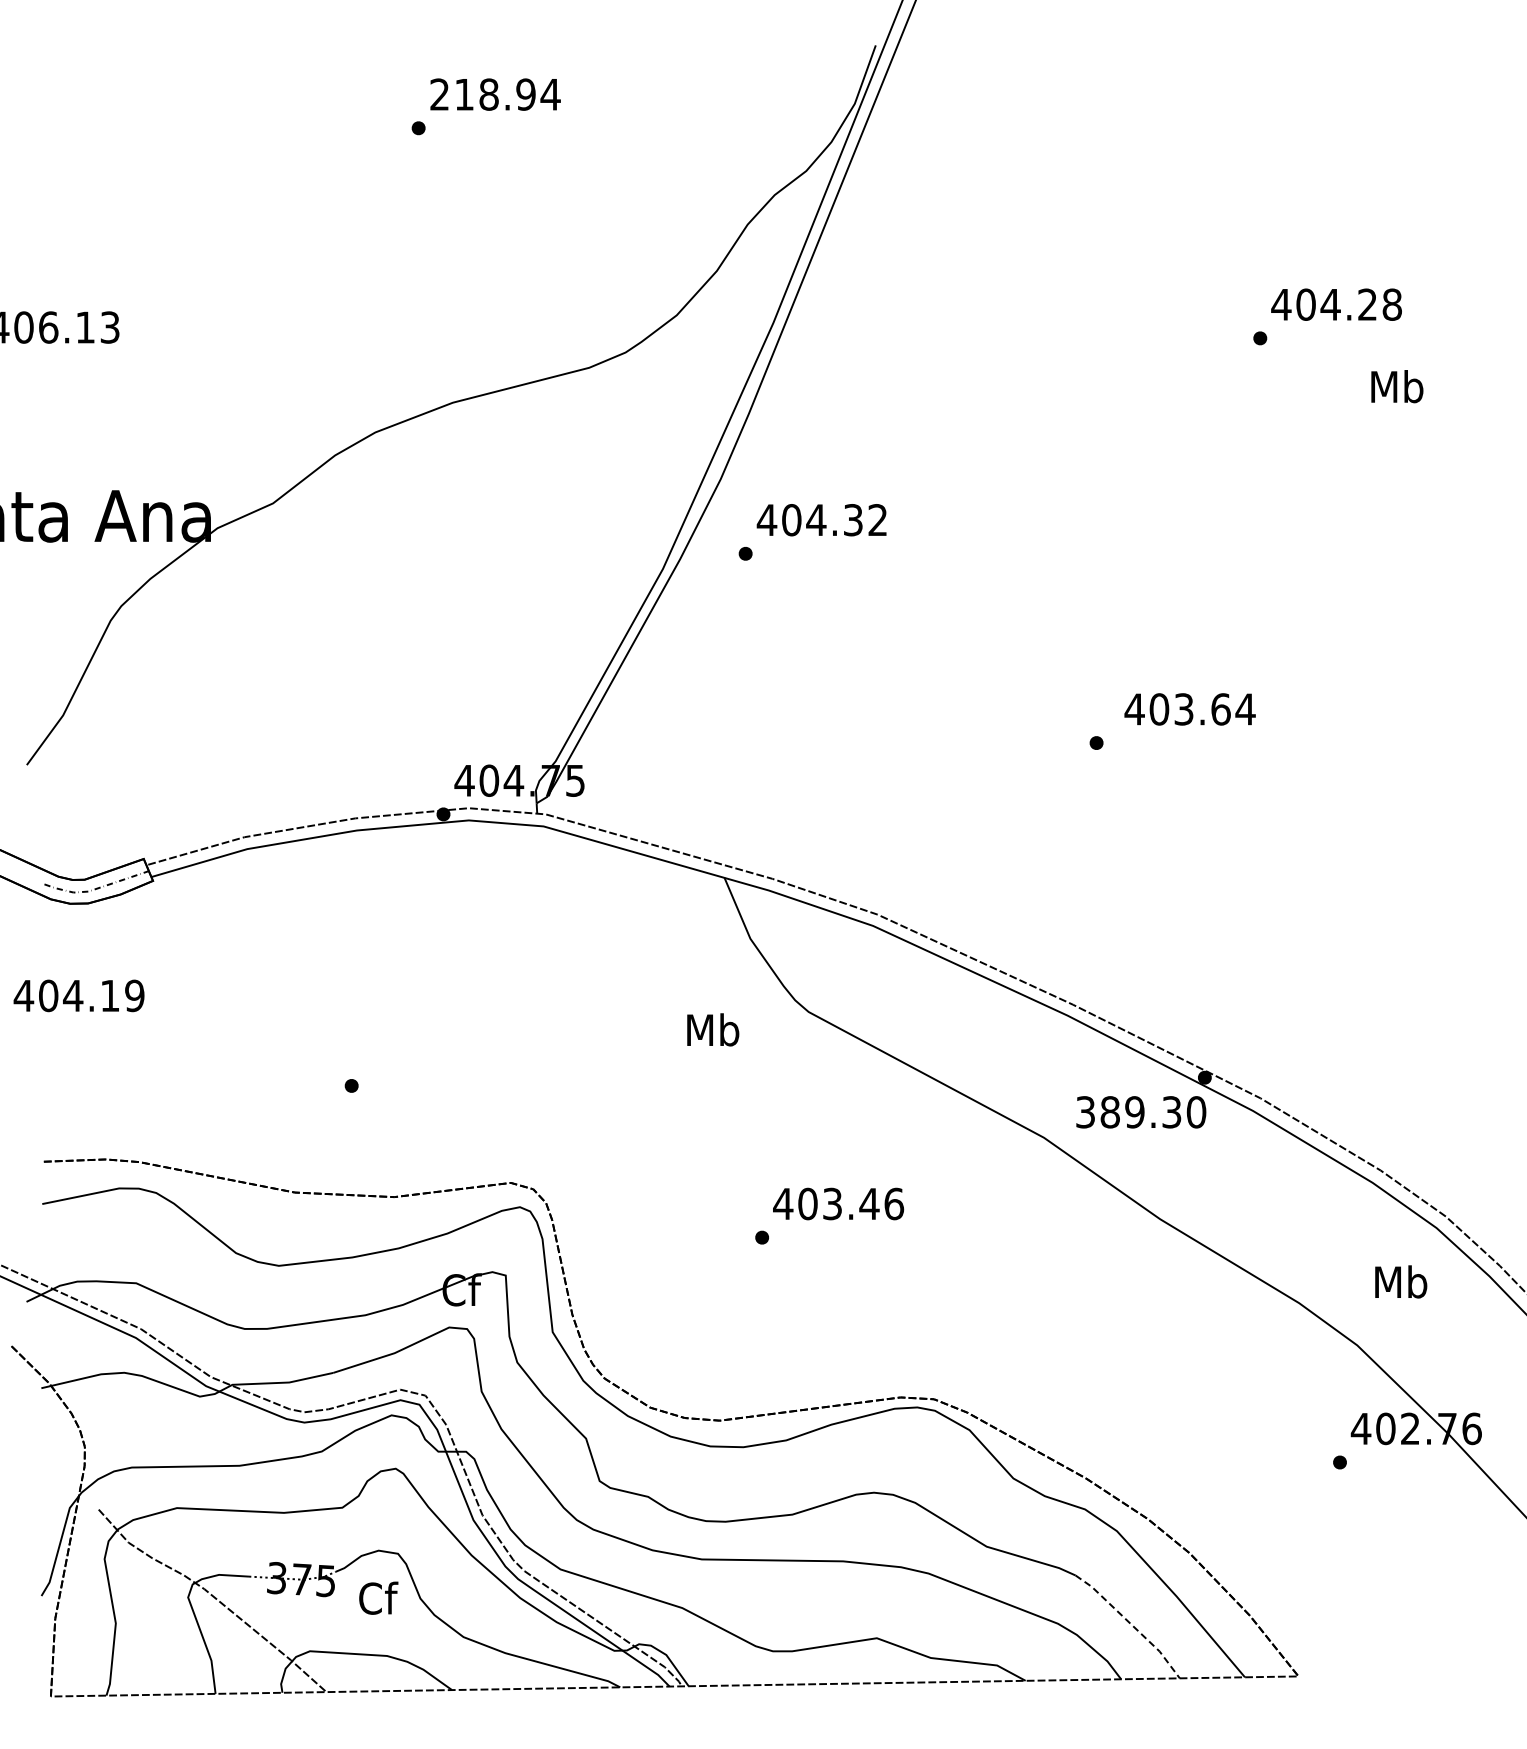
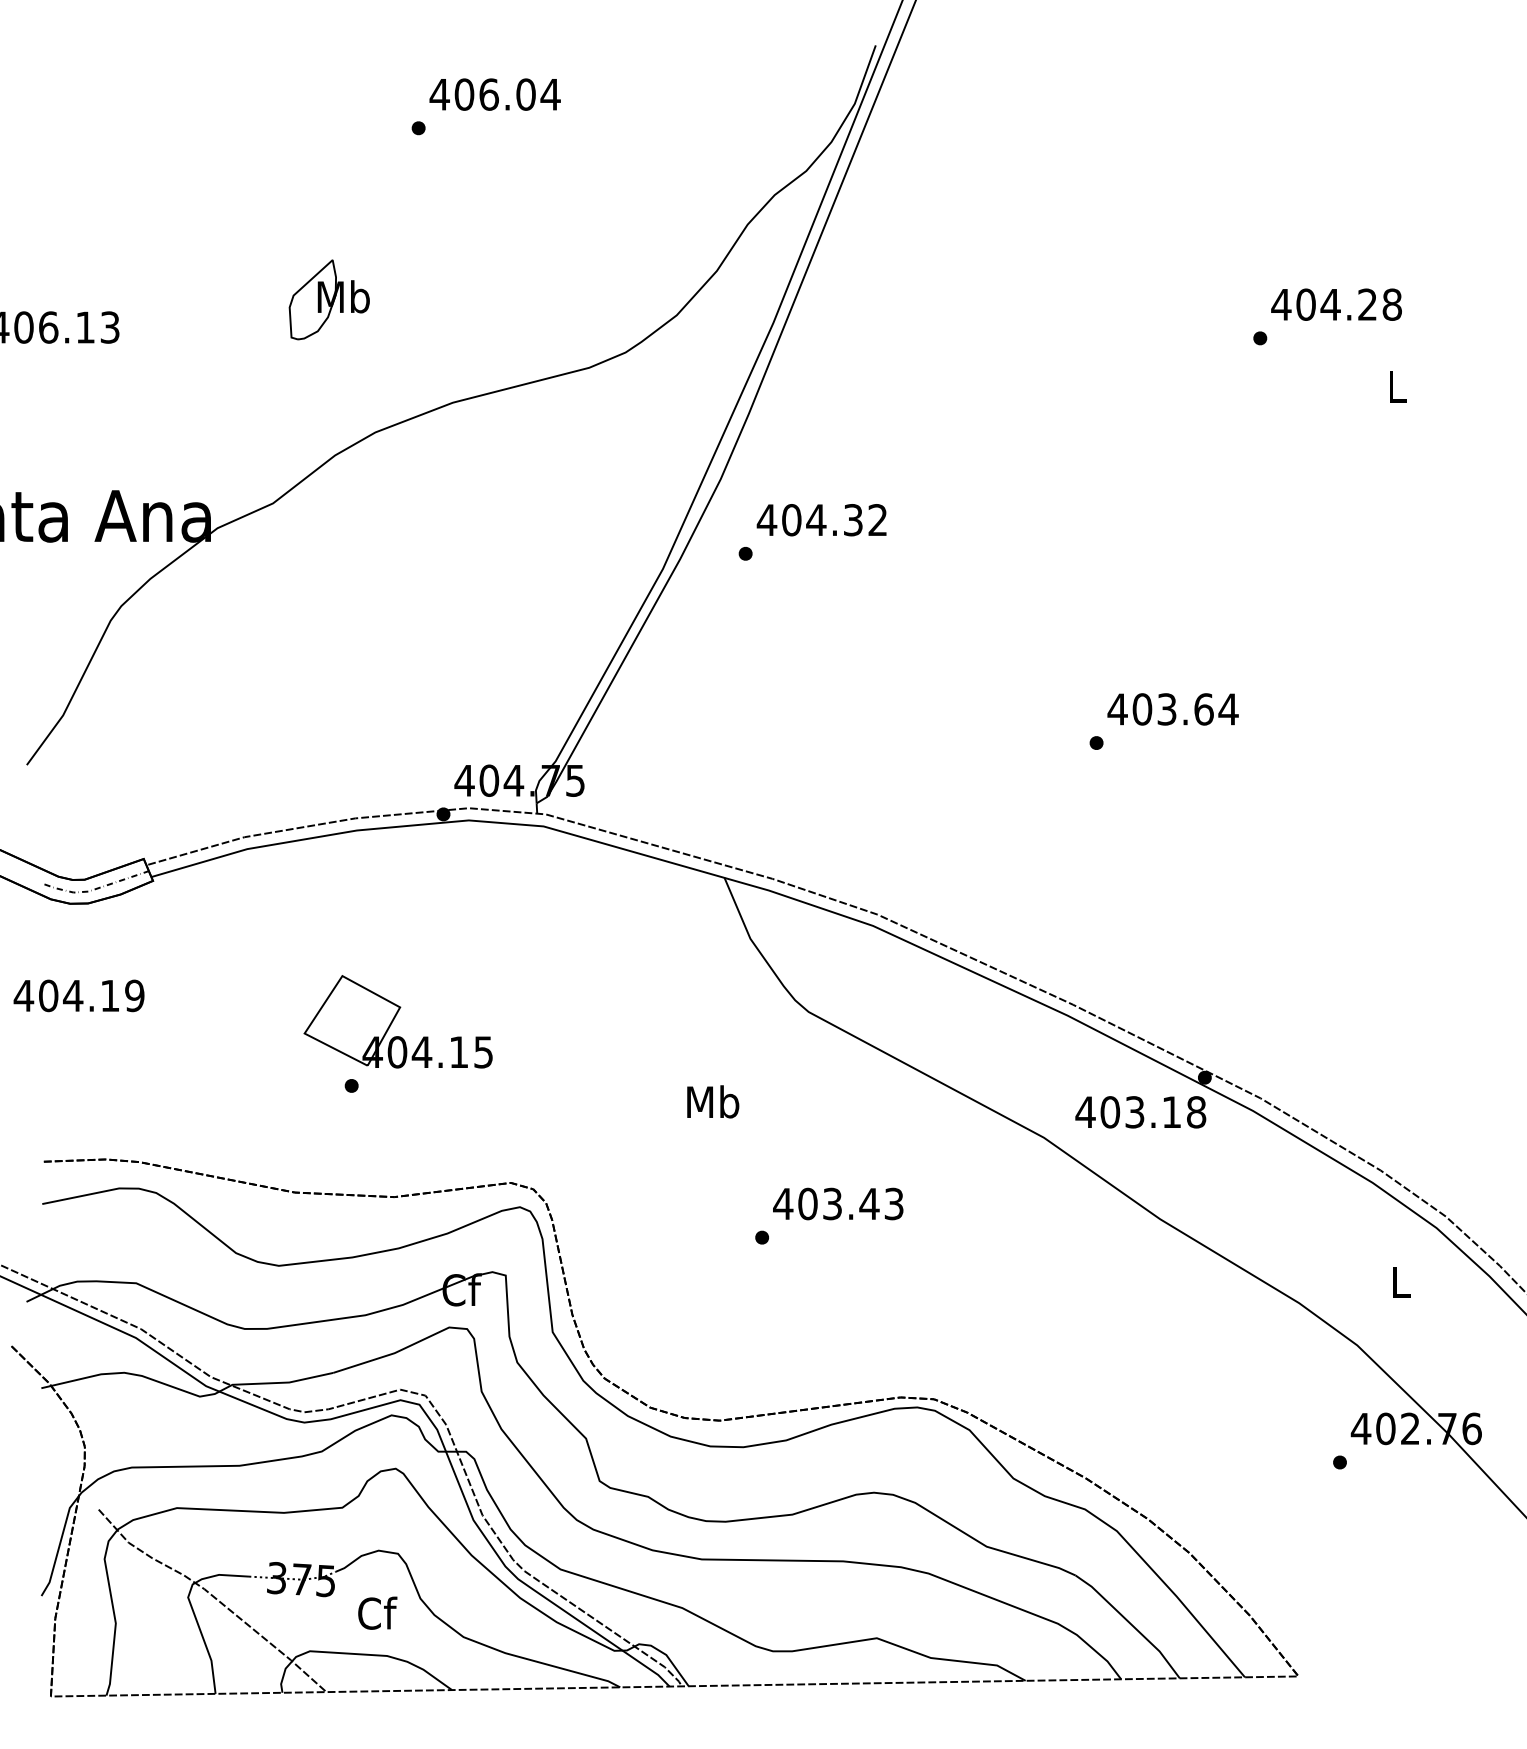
text: 218.94 -> 406.04 (482, 94)
part: none -> present (328, 299)
text: Mb -> L (1397, 386)
text position: (1189, 709) -> (1172, 709) (1172, 709)
part: none -> present (397, 1021)
text position: (713, 1029) -> (713, 1101) (713, 1101)
text: 389.30 -> 403.18 (1140, 1112)
text: 403.46 -> 403.43 (894, 1203)
text: Mb -> L (1401, 1281)
text position: (378, 1597) -> (377, 1612) (377, 1612)
line: dashed -> solid (1130, 1623)
